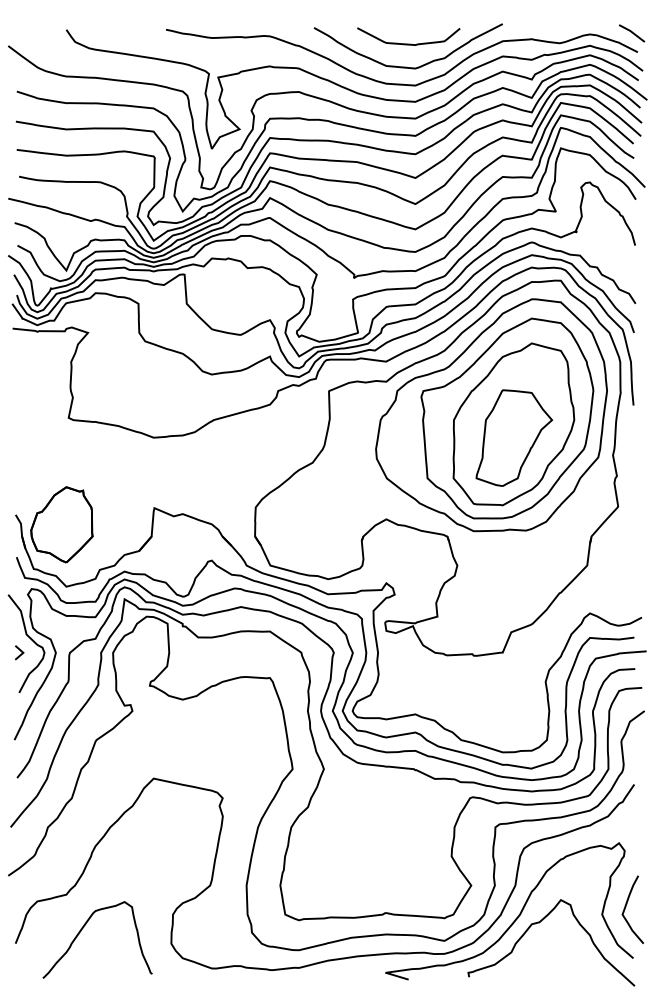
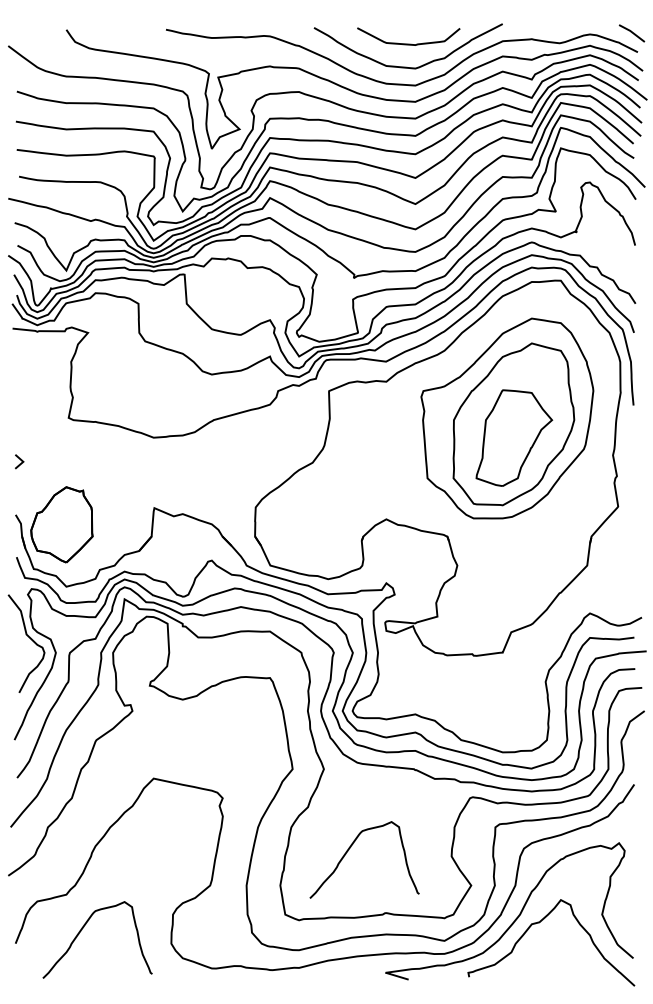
part: present -> none (491, 415)
line position: (20, 651) -> (20, 460) (20, 460)
curve: none -> present (351, 847)
curve: present -> none (626, 907)
